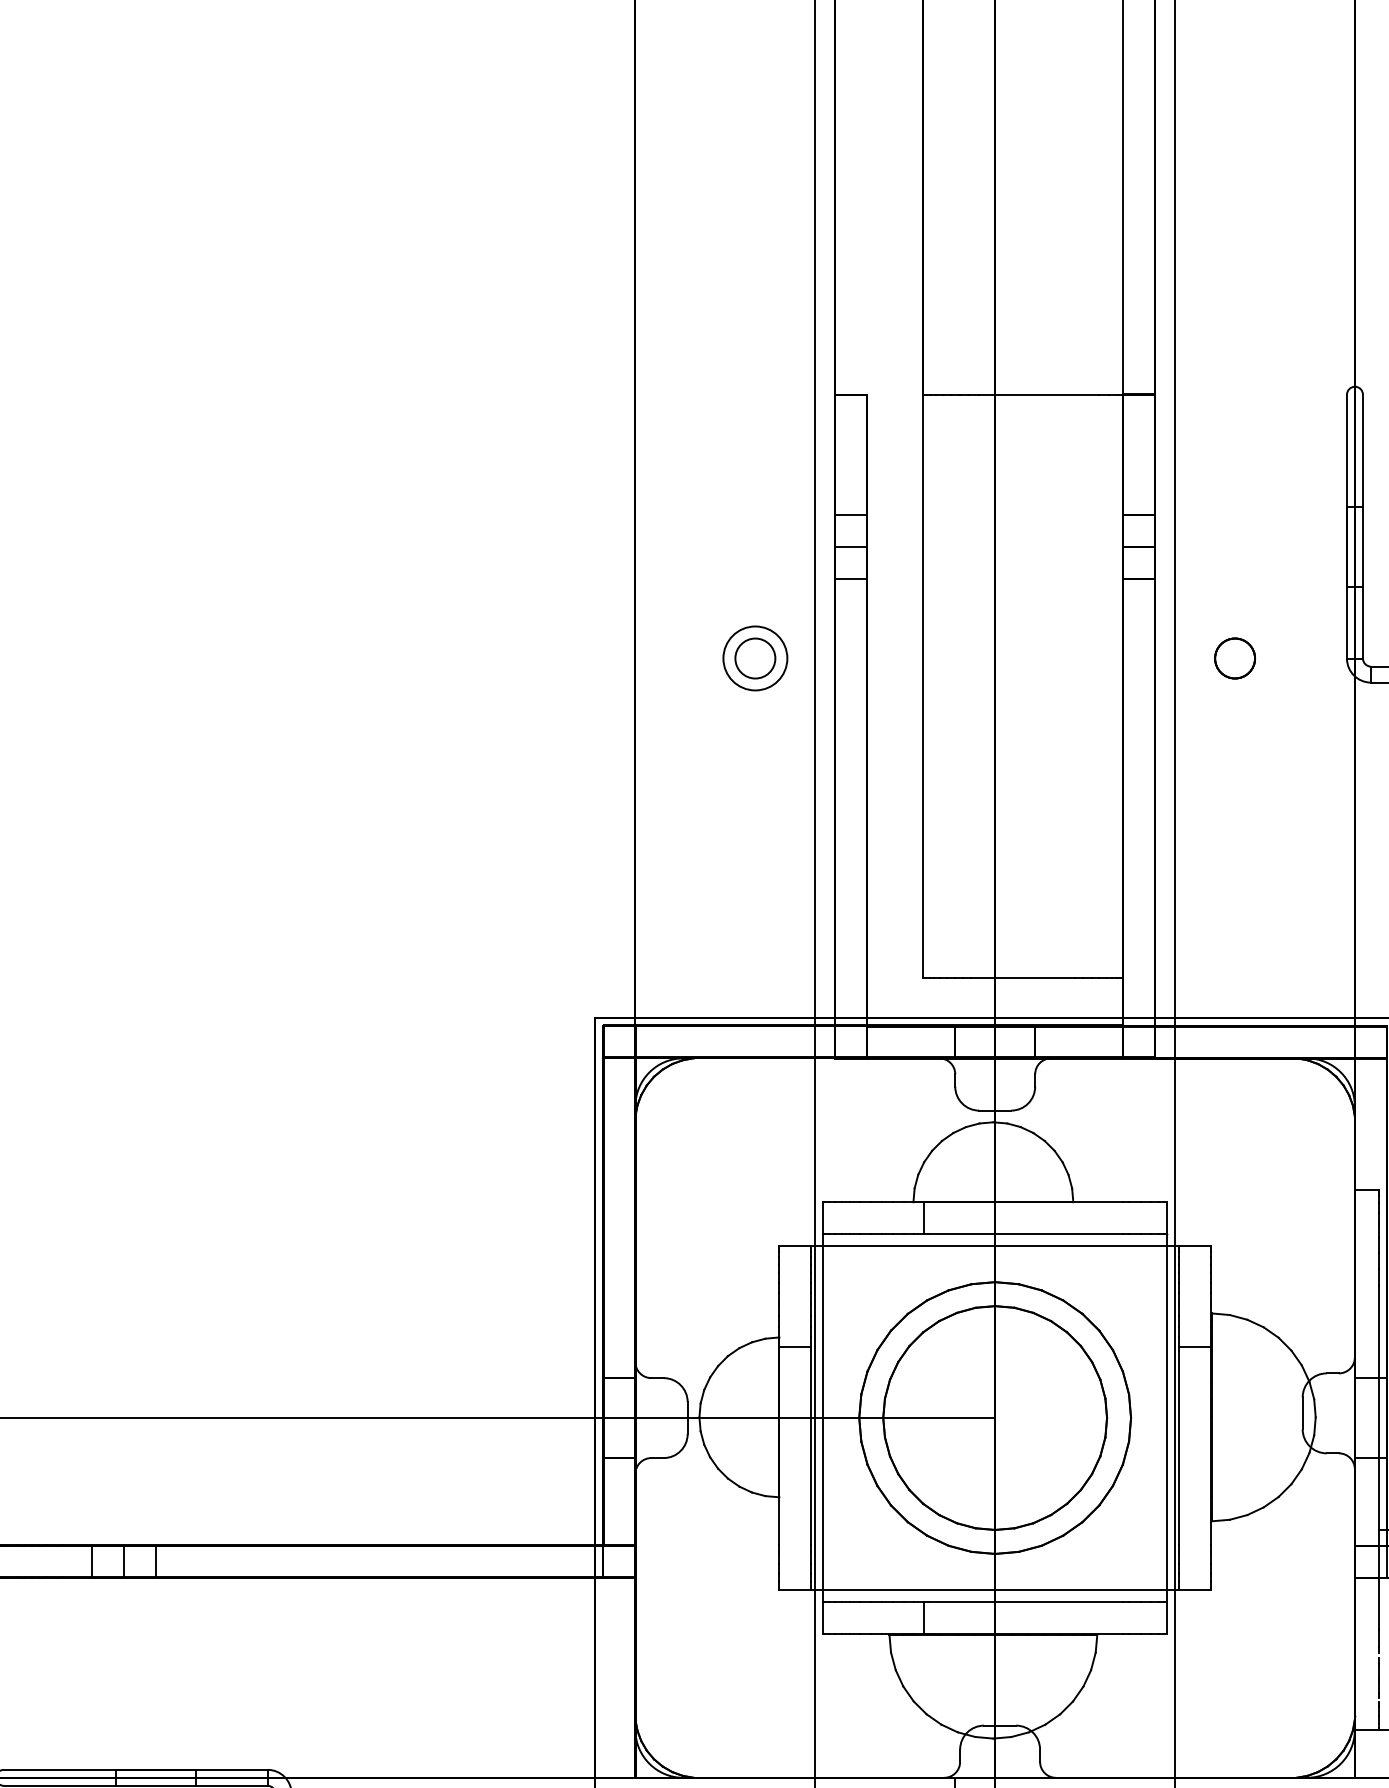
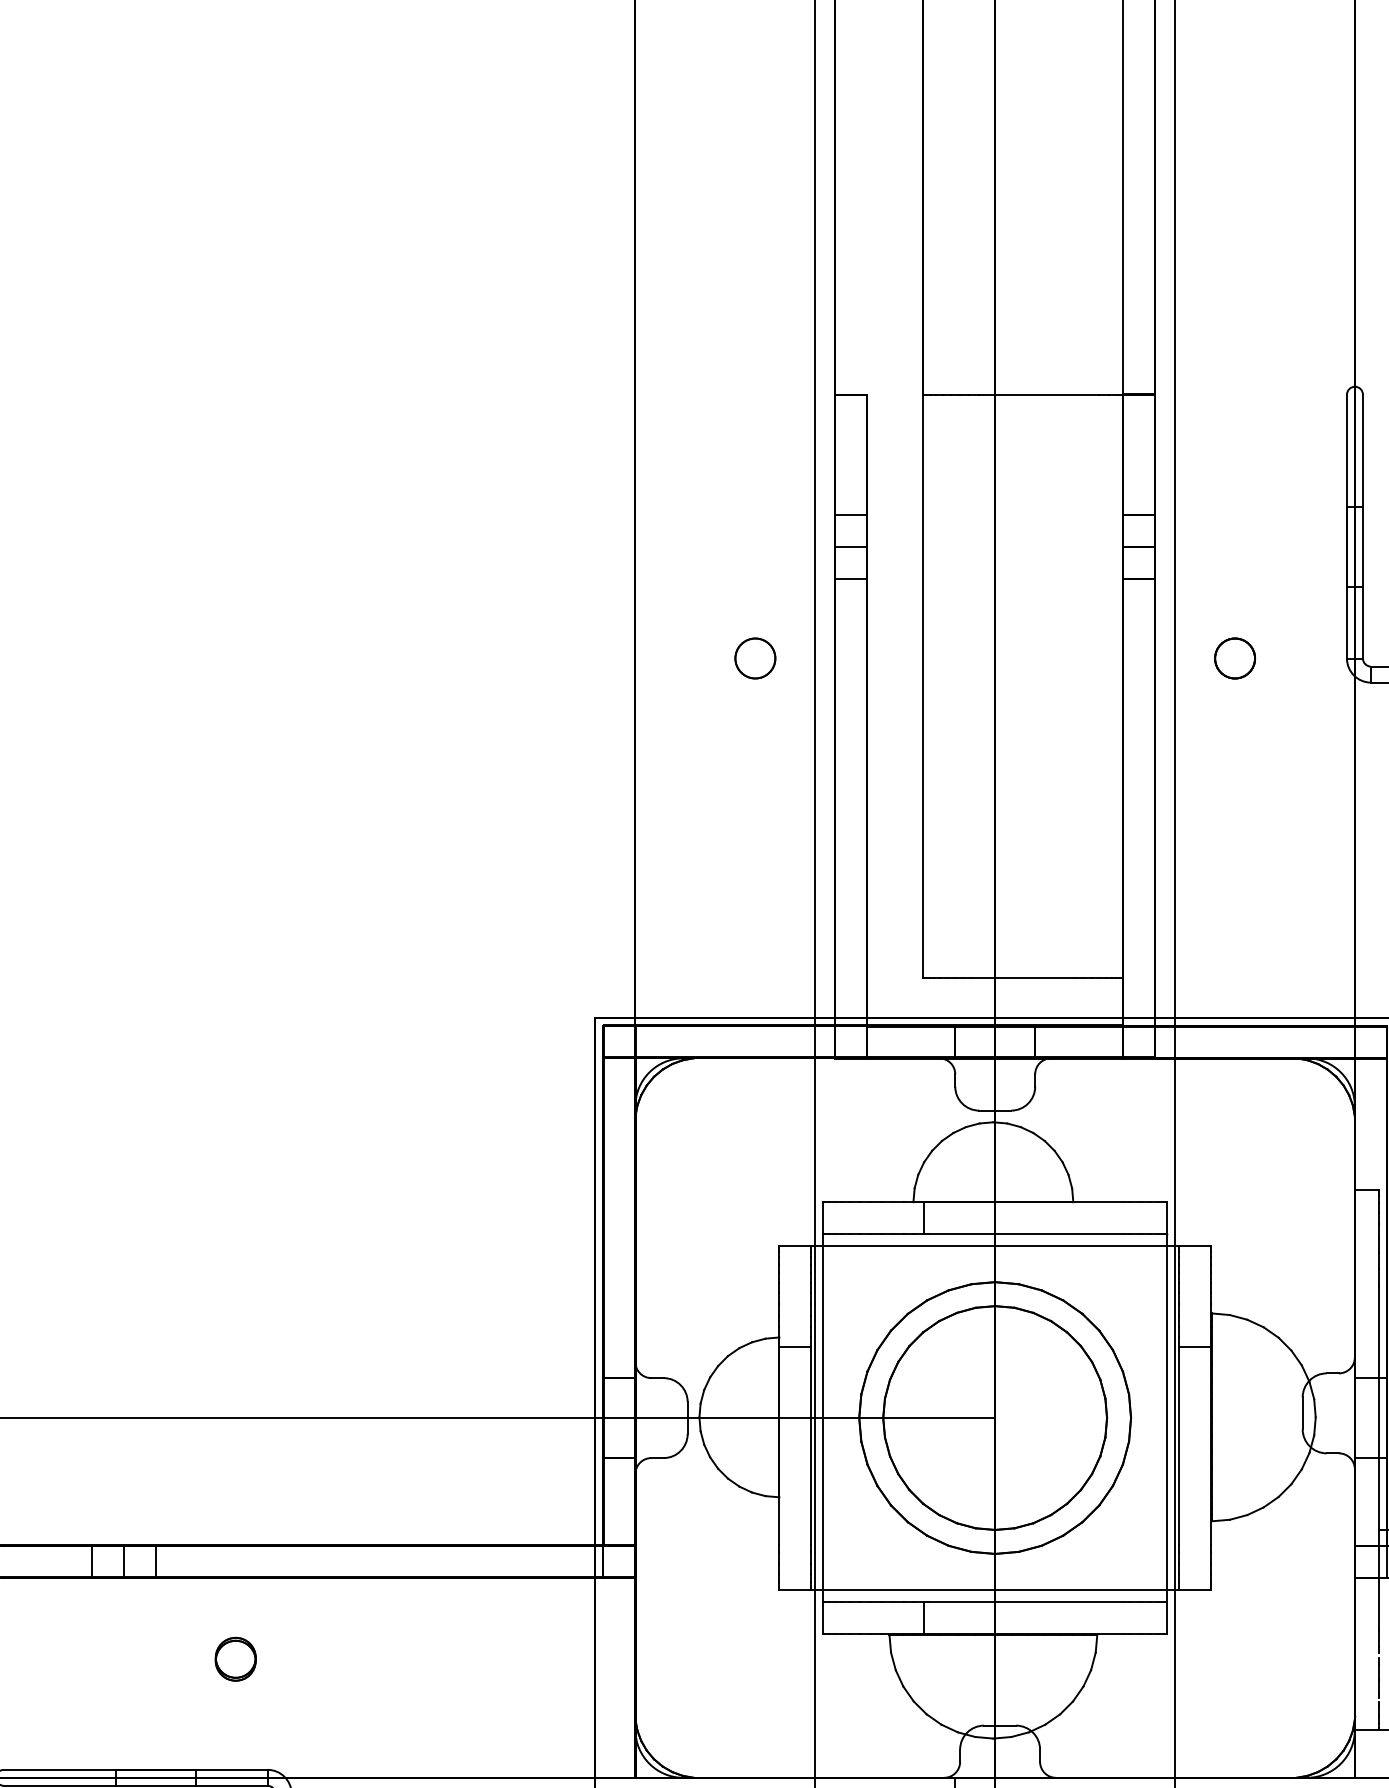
circle diameter: 64 px -> 40 px (755, 658)
part: none -> present (235, 1658)
